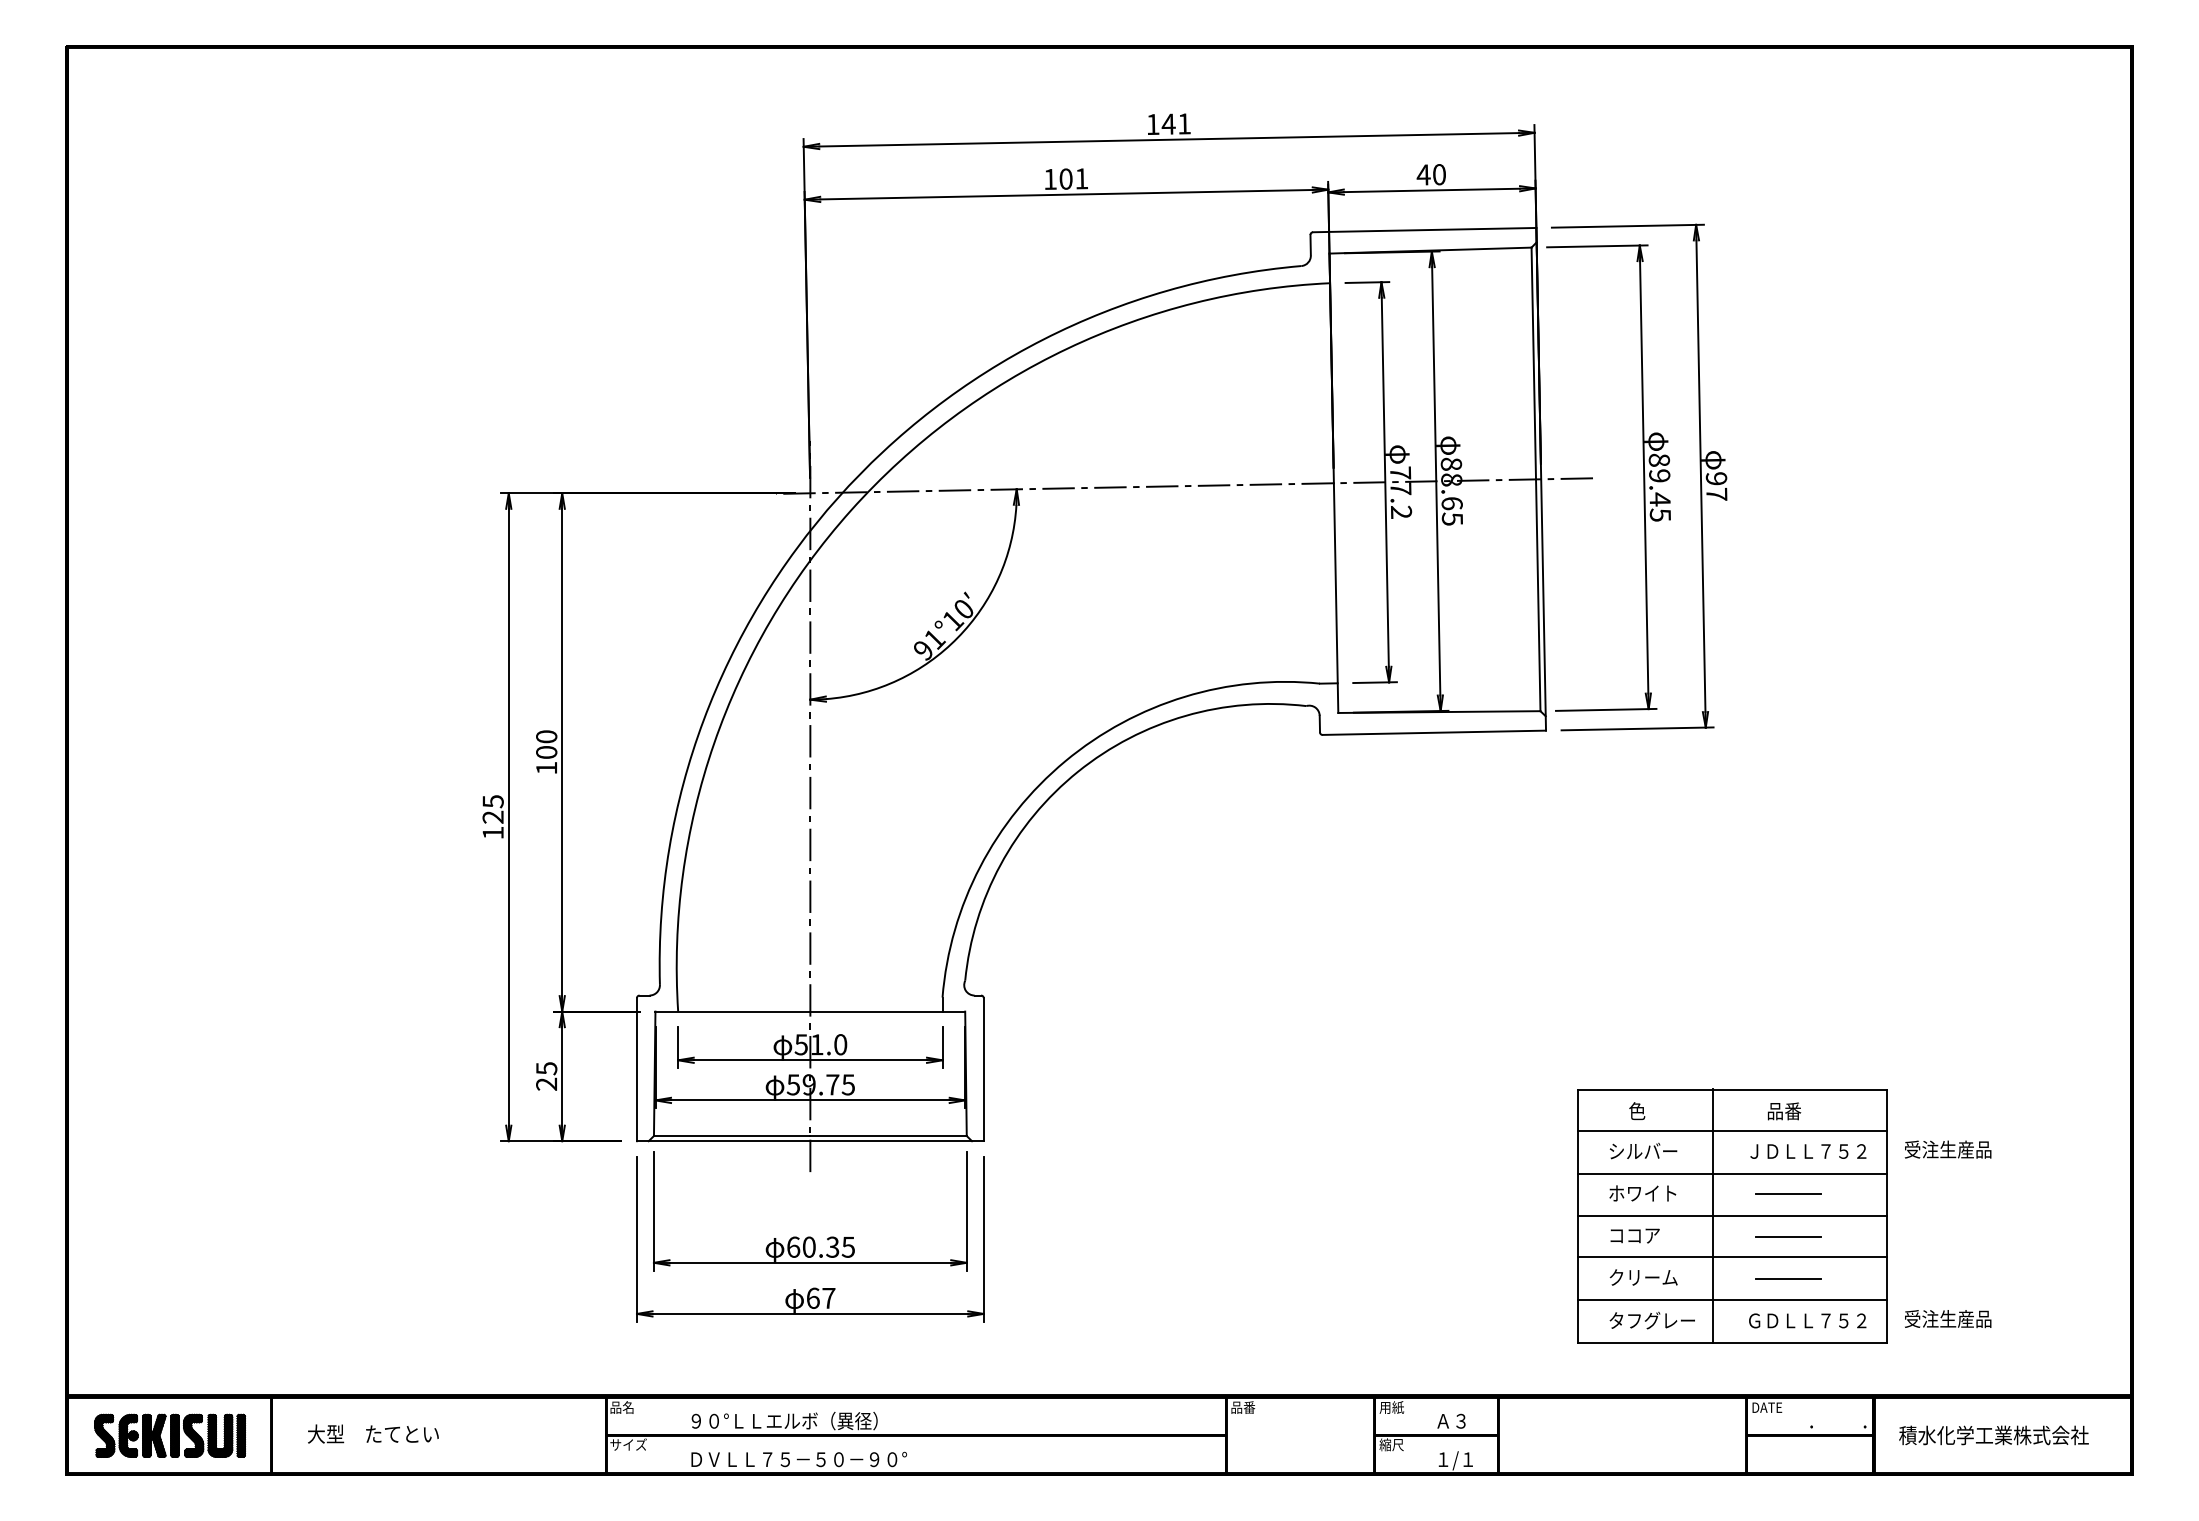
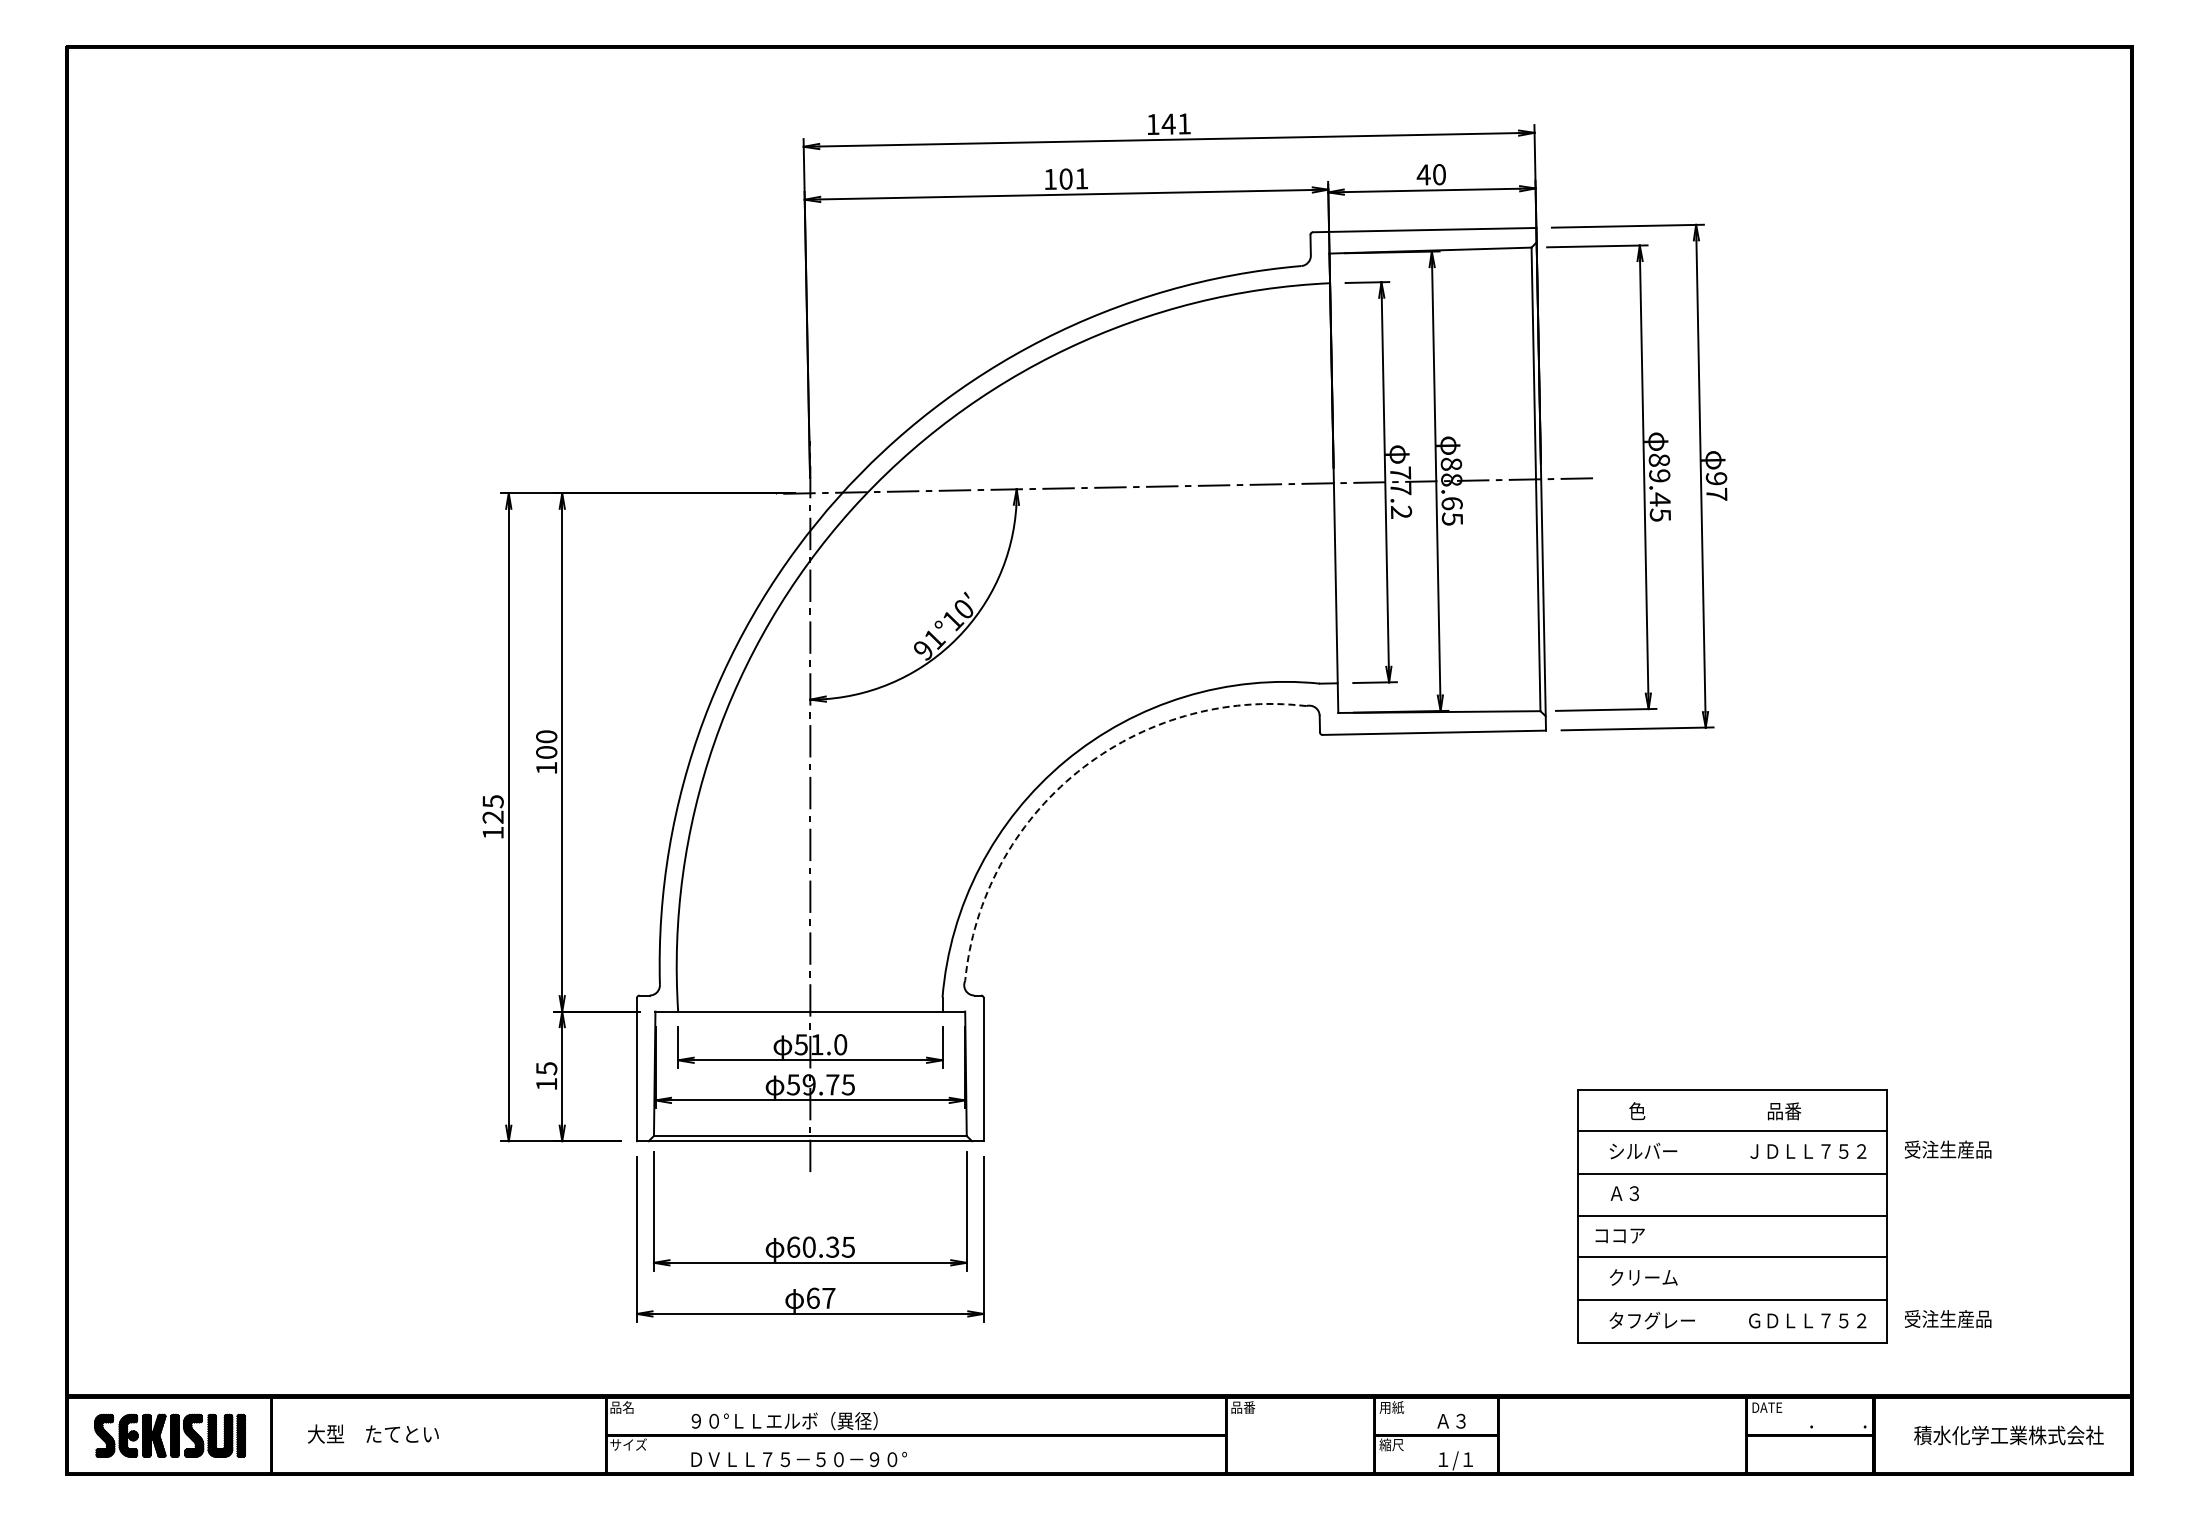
arc: solid -> dashed (1078, 771)
text: 25 -> 15 (546, 1083)
text: ホワイト -> Ａ３ (1642, 1193)
line: present -> none (1787, 1194)
line: present -> none (1712, 1215)
text position: (1634, 1235) -> (1619, 1235) (1619, 1235)
line: present -> none (1787, 1237)
line: present -> none (1787, 1278)
text position: (1993, 1435) -> (2008, 1435) (2008, 1435)
